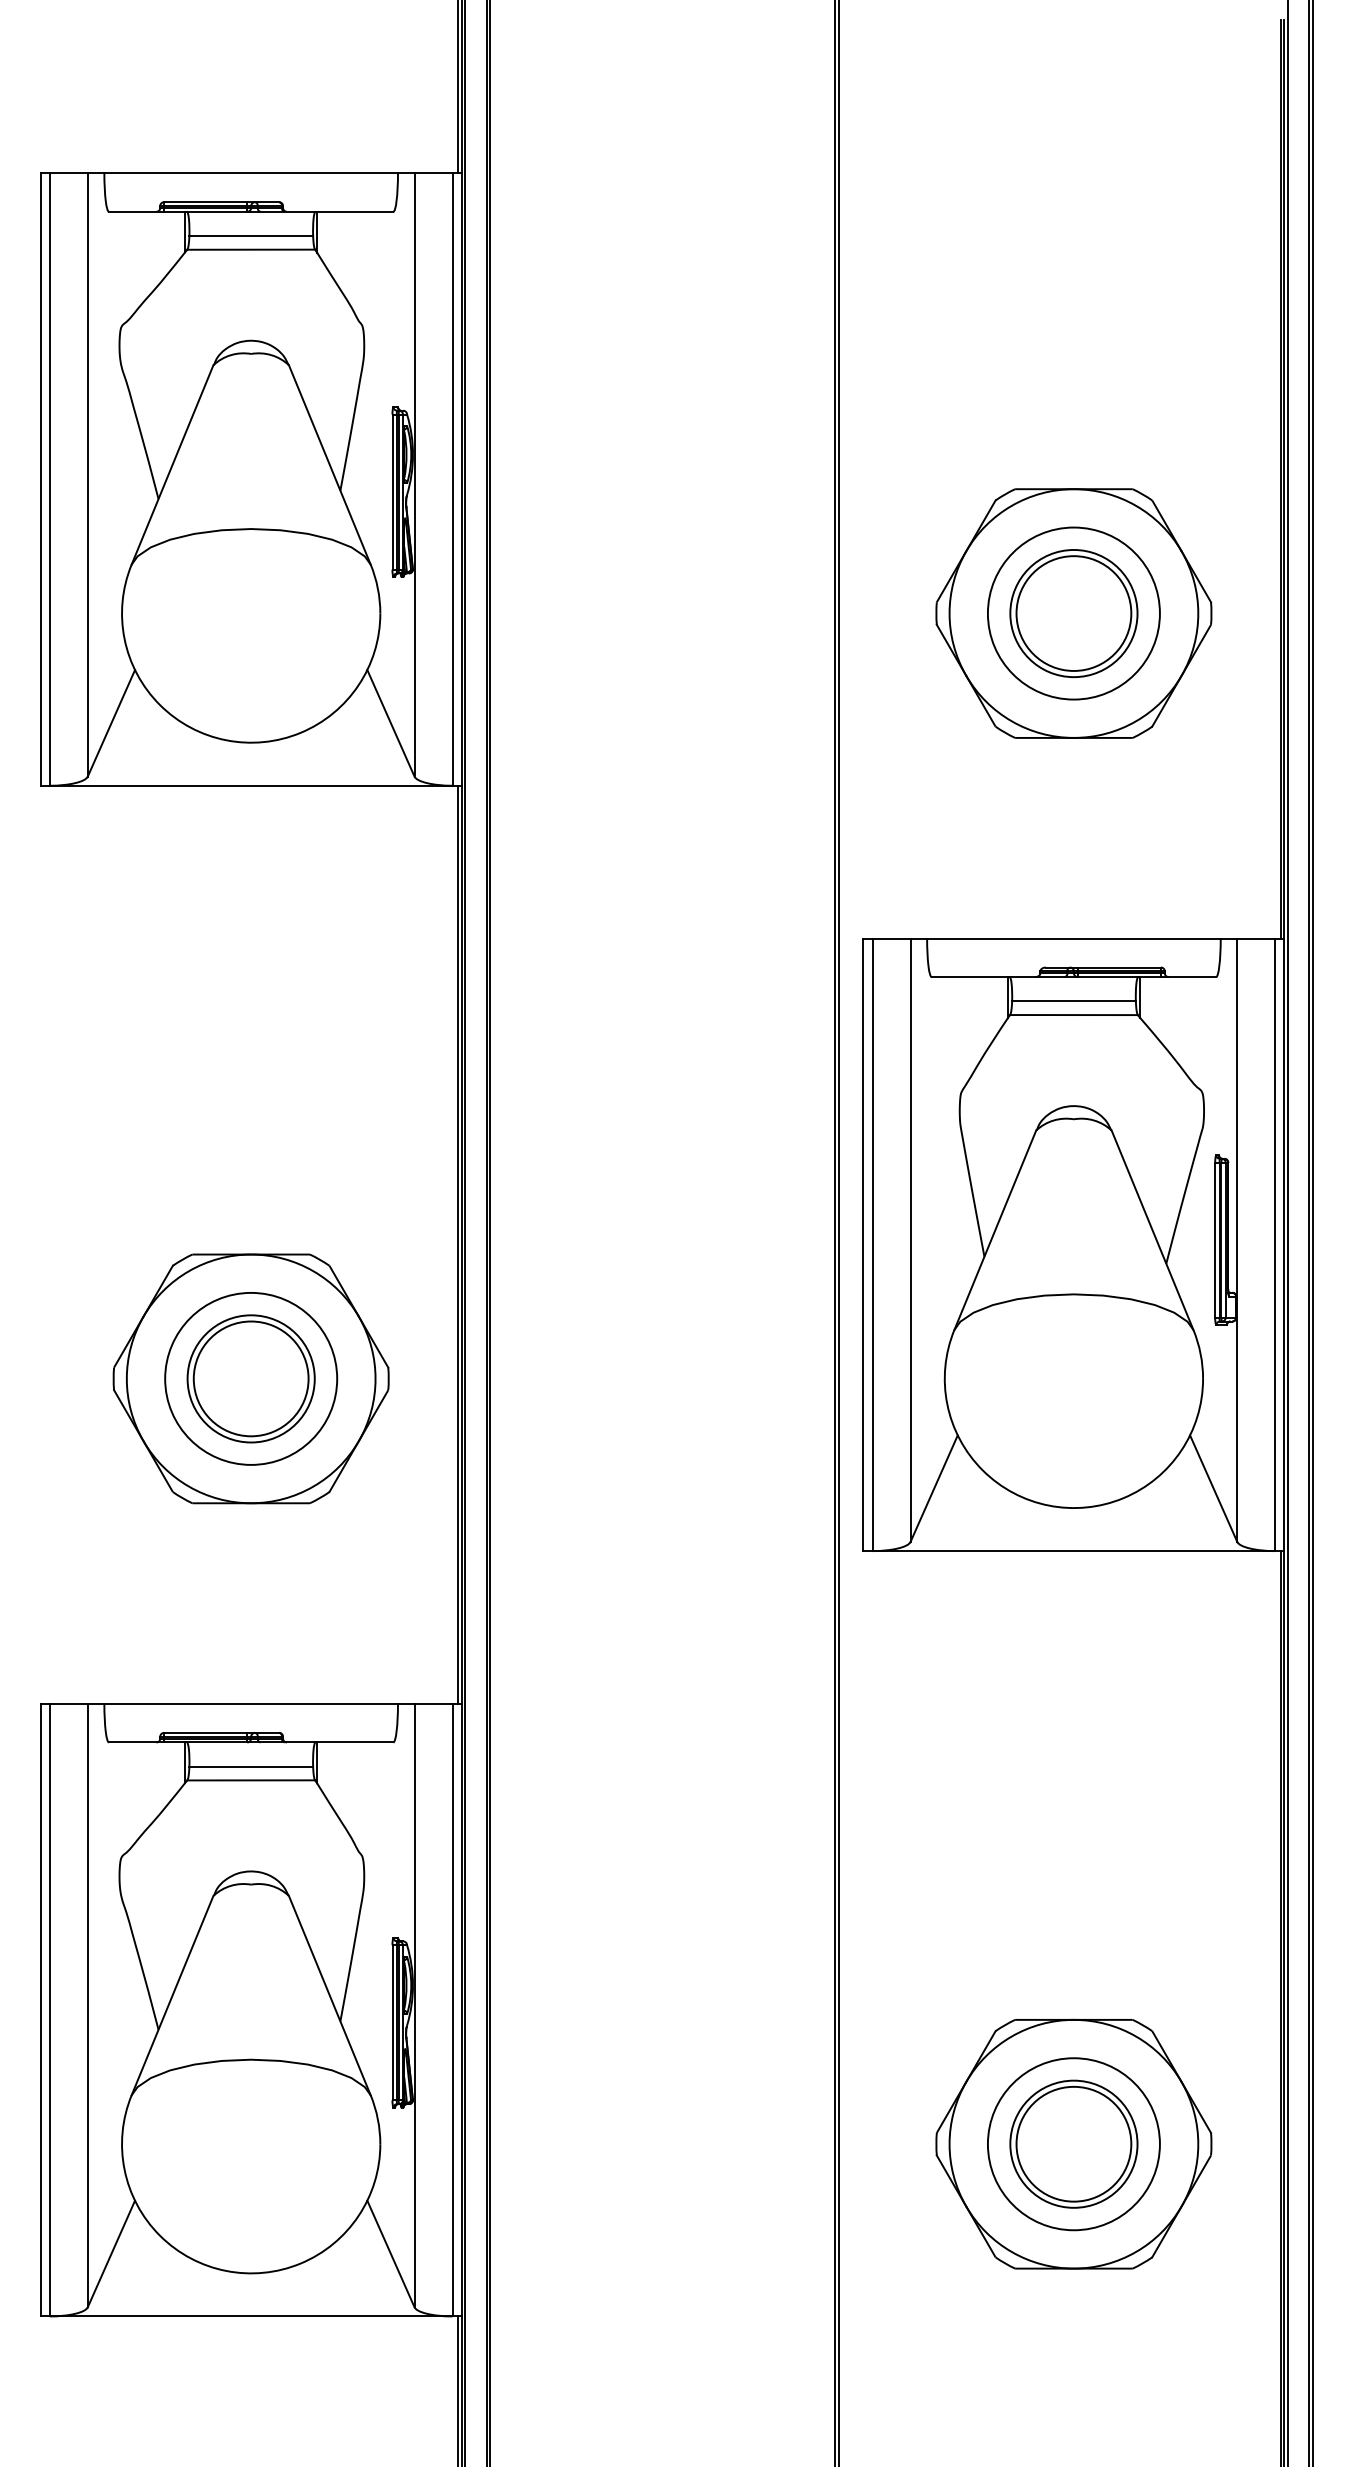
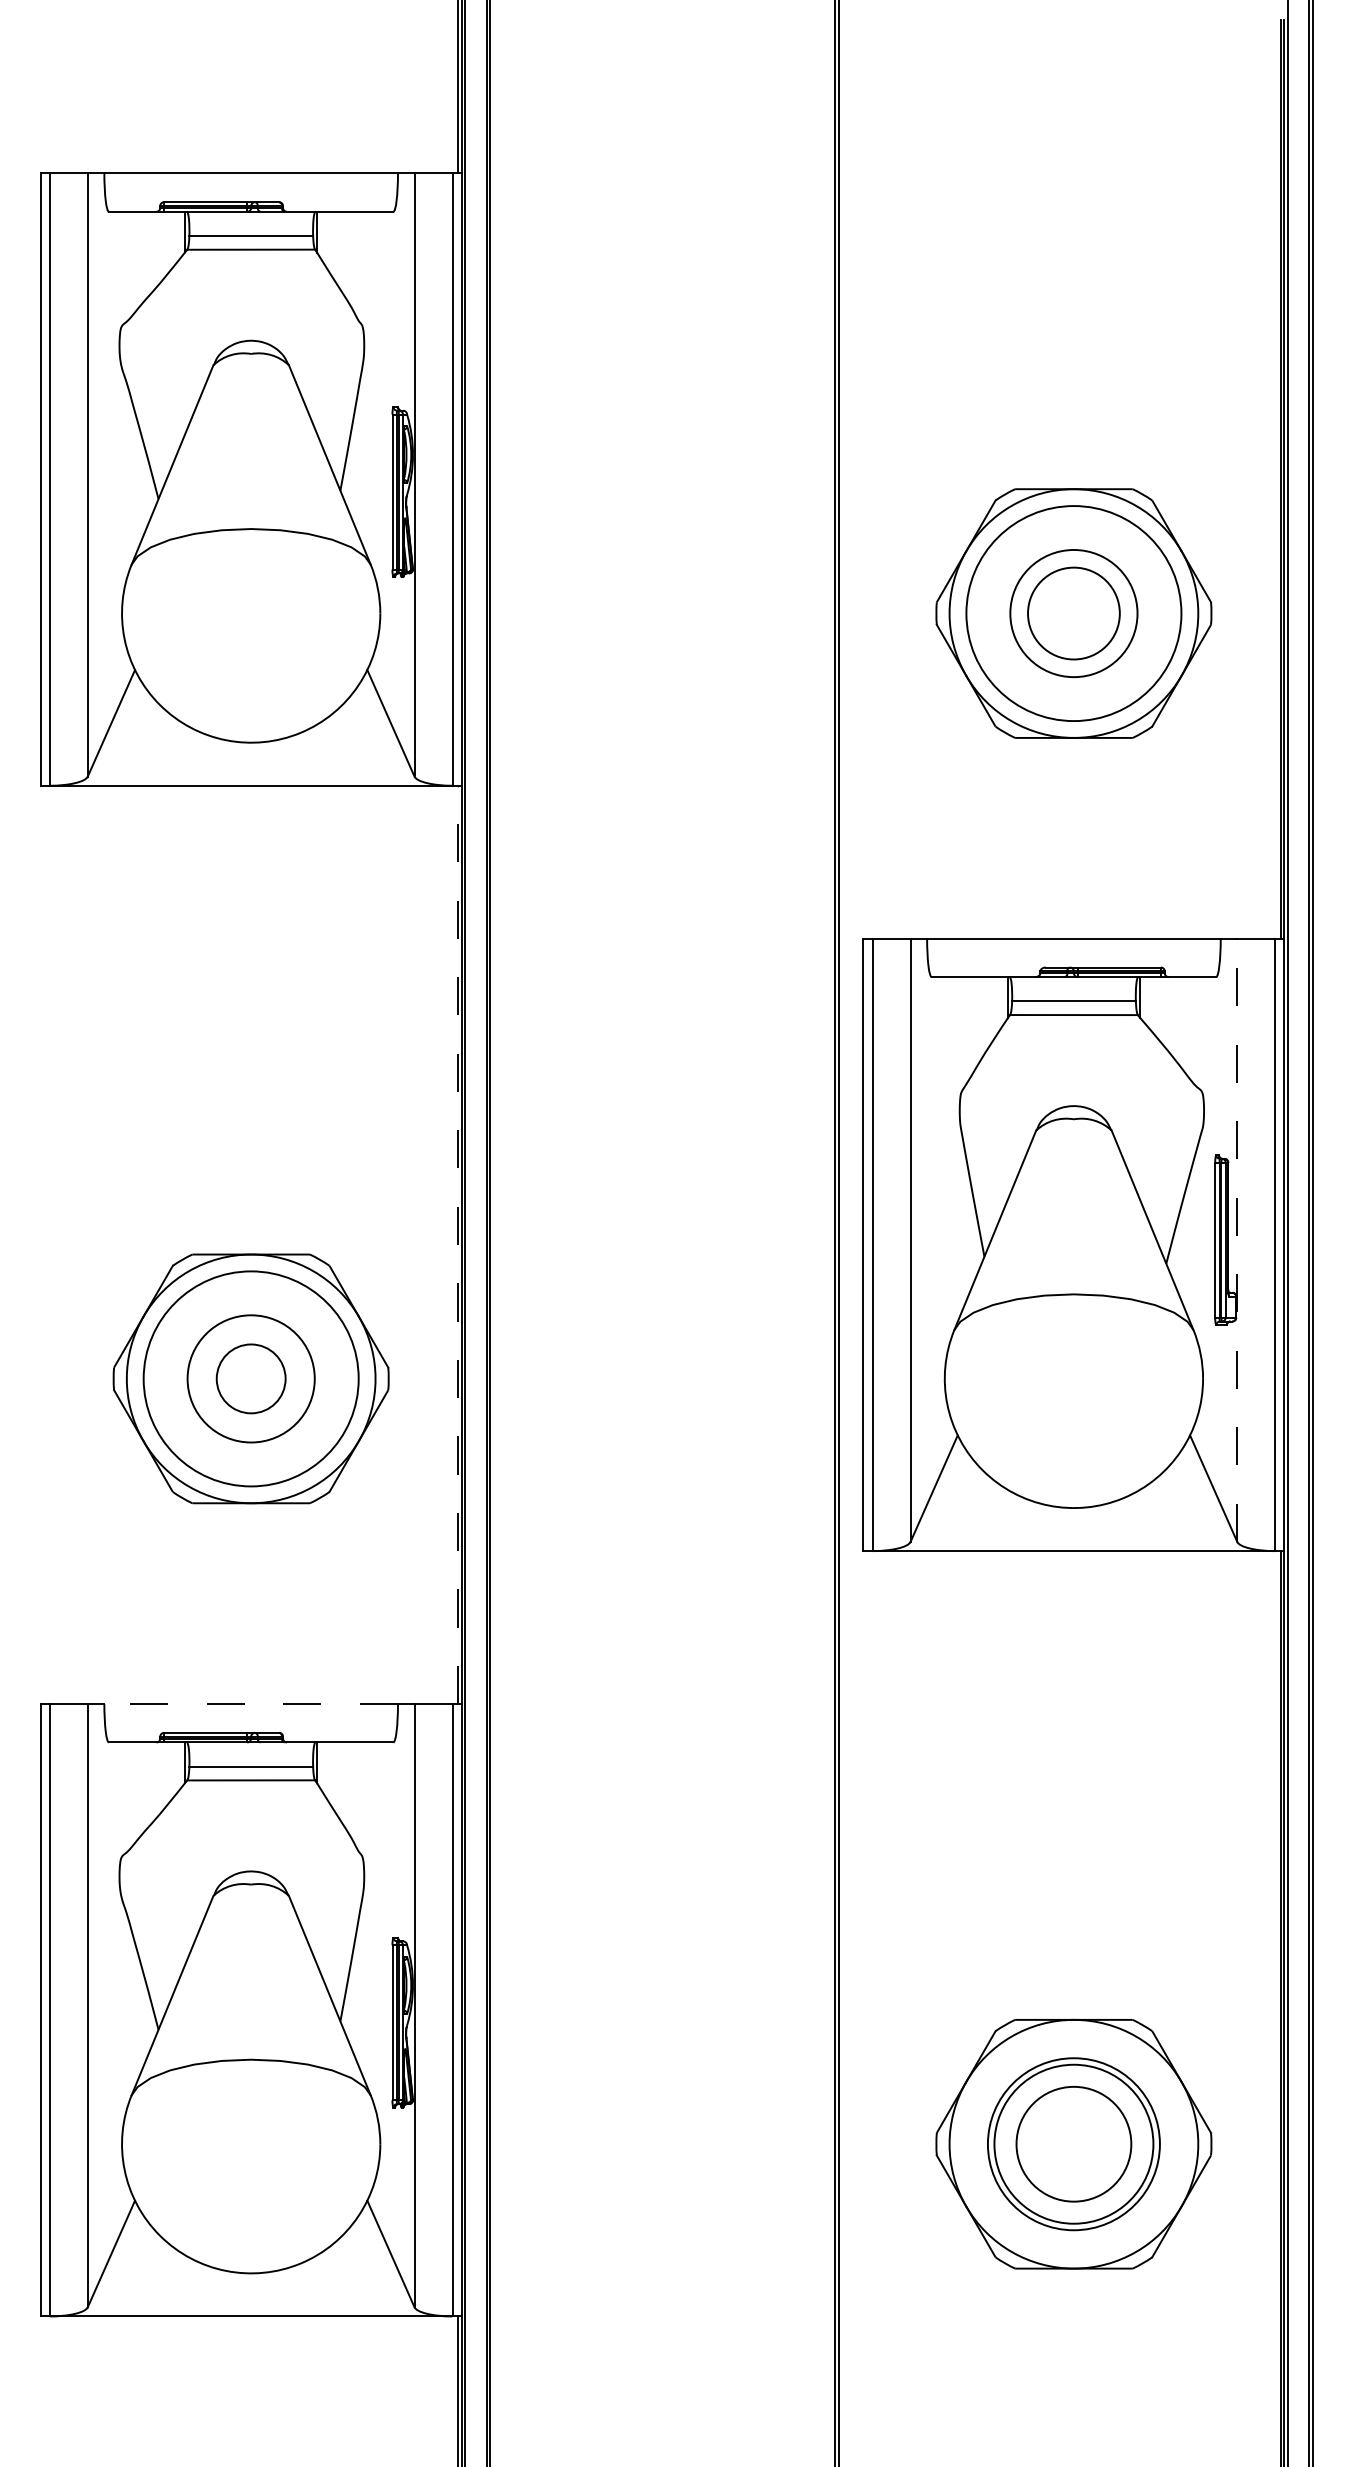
circle diameter: 115 px -> 92 px (1073, 613)
circle diameter: 172 px -> 215 px (1073, 613)
line: solid -> dashed (1237, 1240)
line: solid -> dashed (457, 1244)
circle diameter: 115 px -> 69 px (250, 1378)
circle diameter: 172 px -> 215 px (250, 1378)
line: solid -> dashed (251, 1704)
circle diameter: 127 px -> 159 px (1073, 2143)
